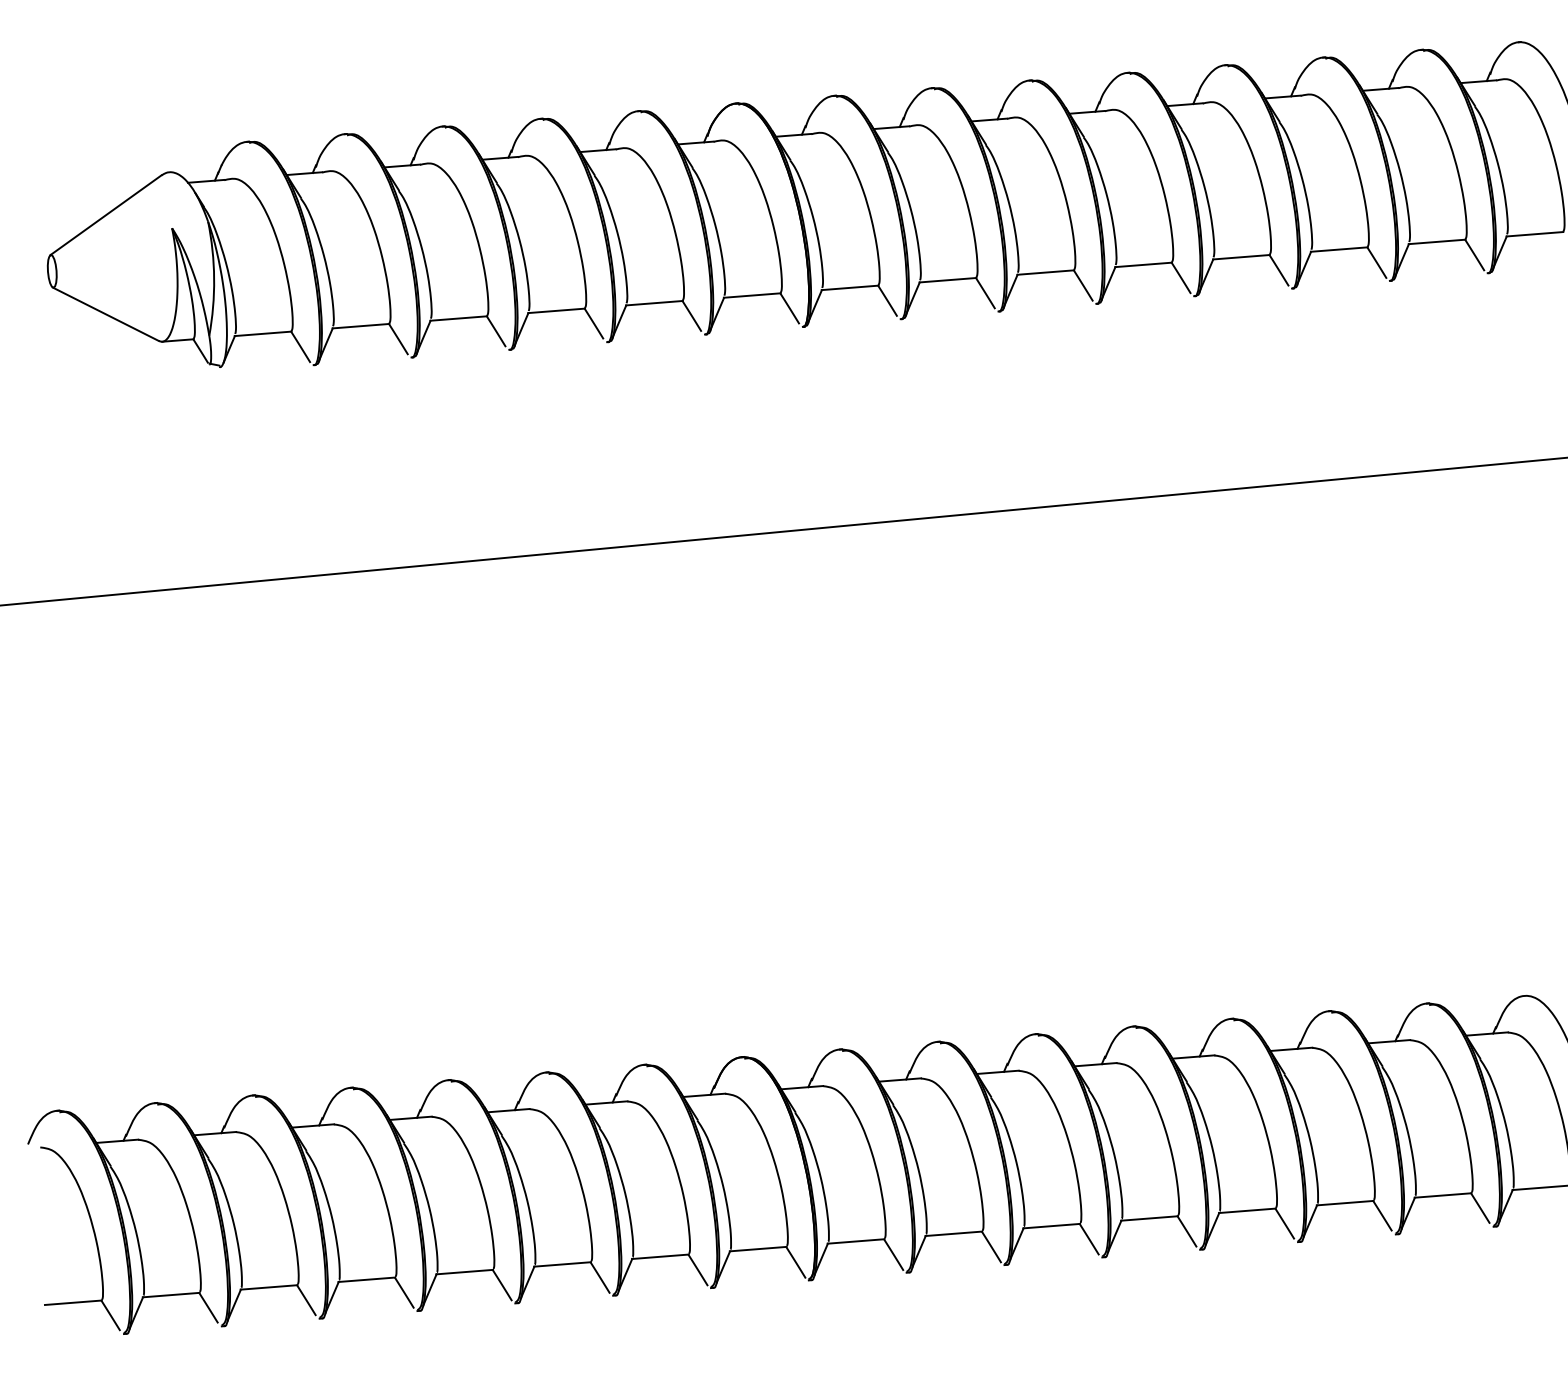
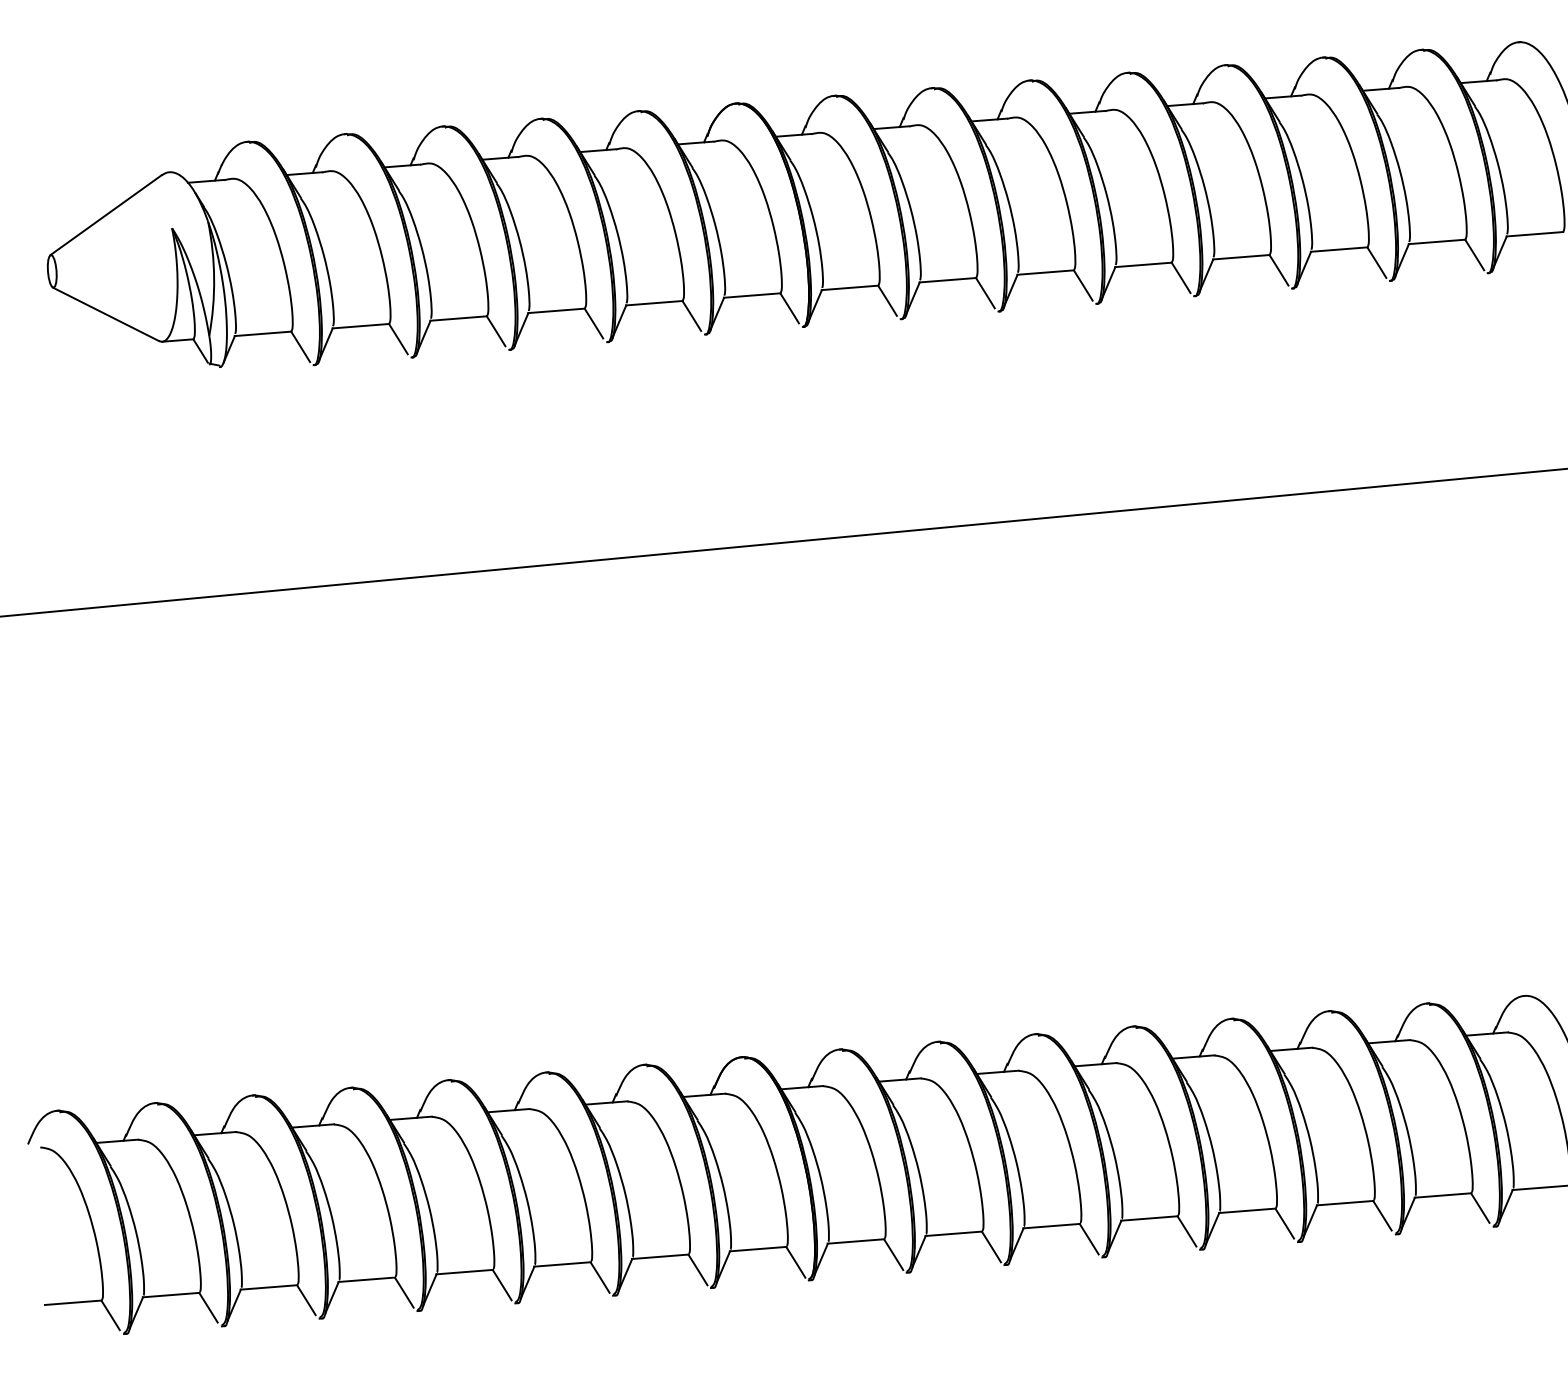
line position: (783, 531) -> (783, 542) (783, 542)
